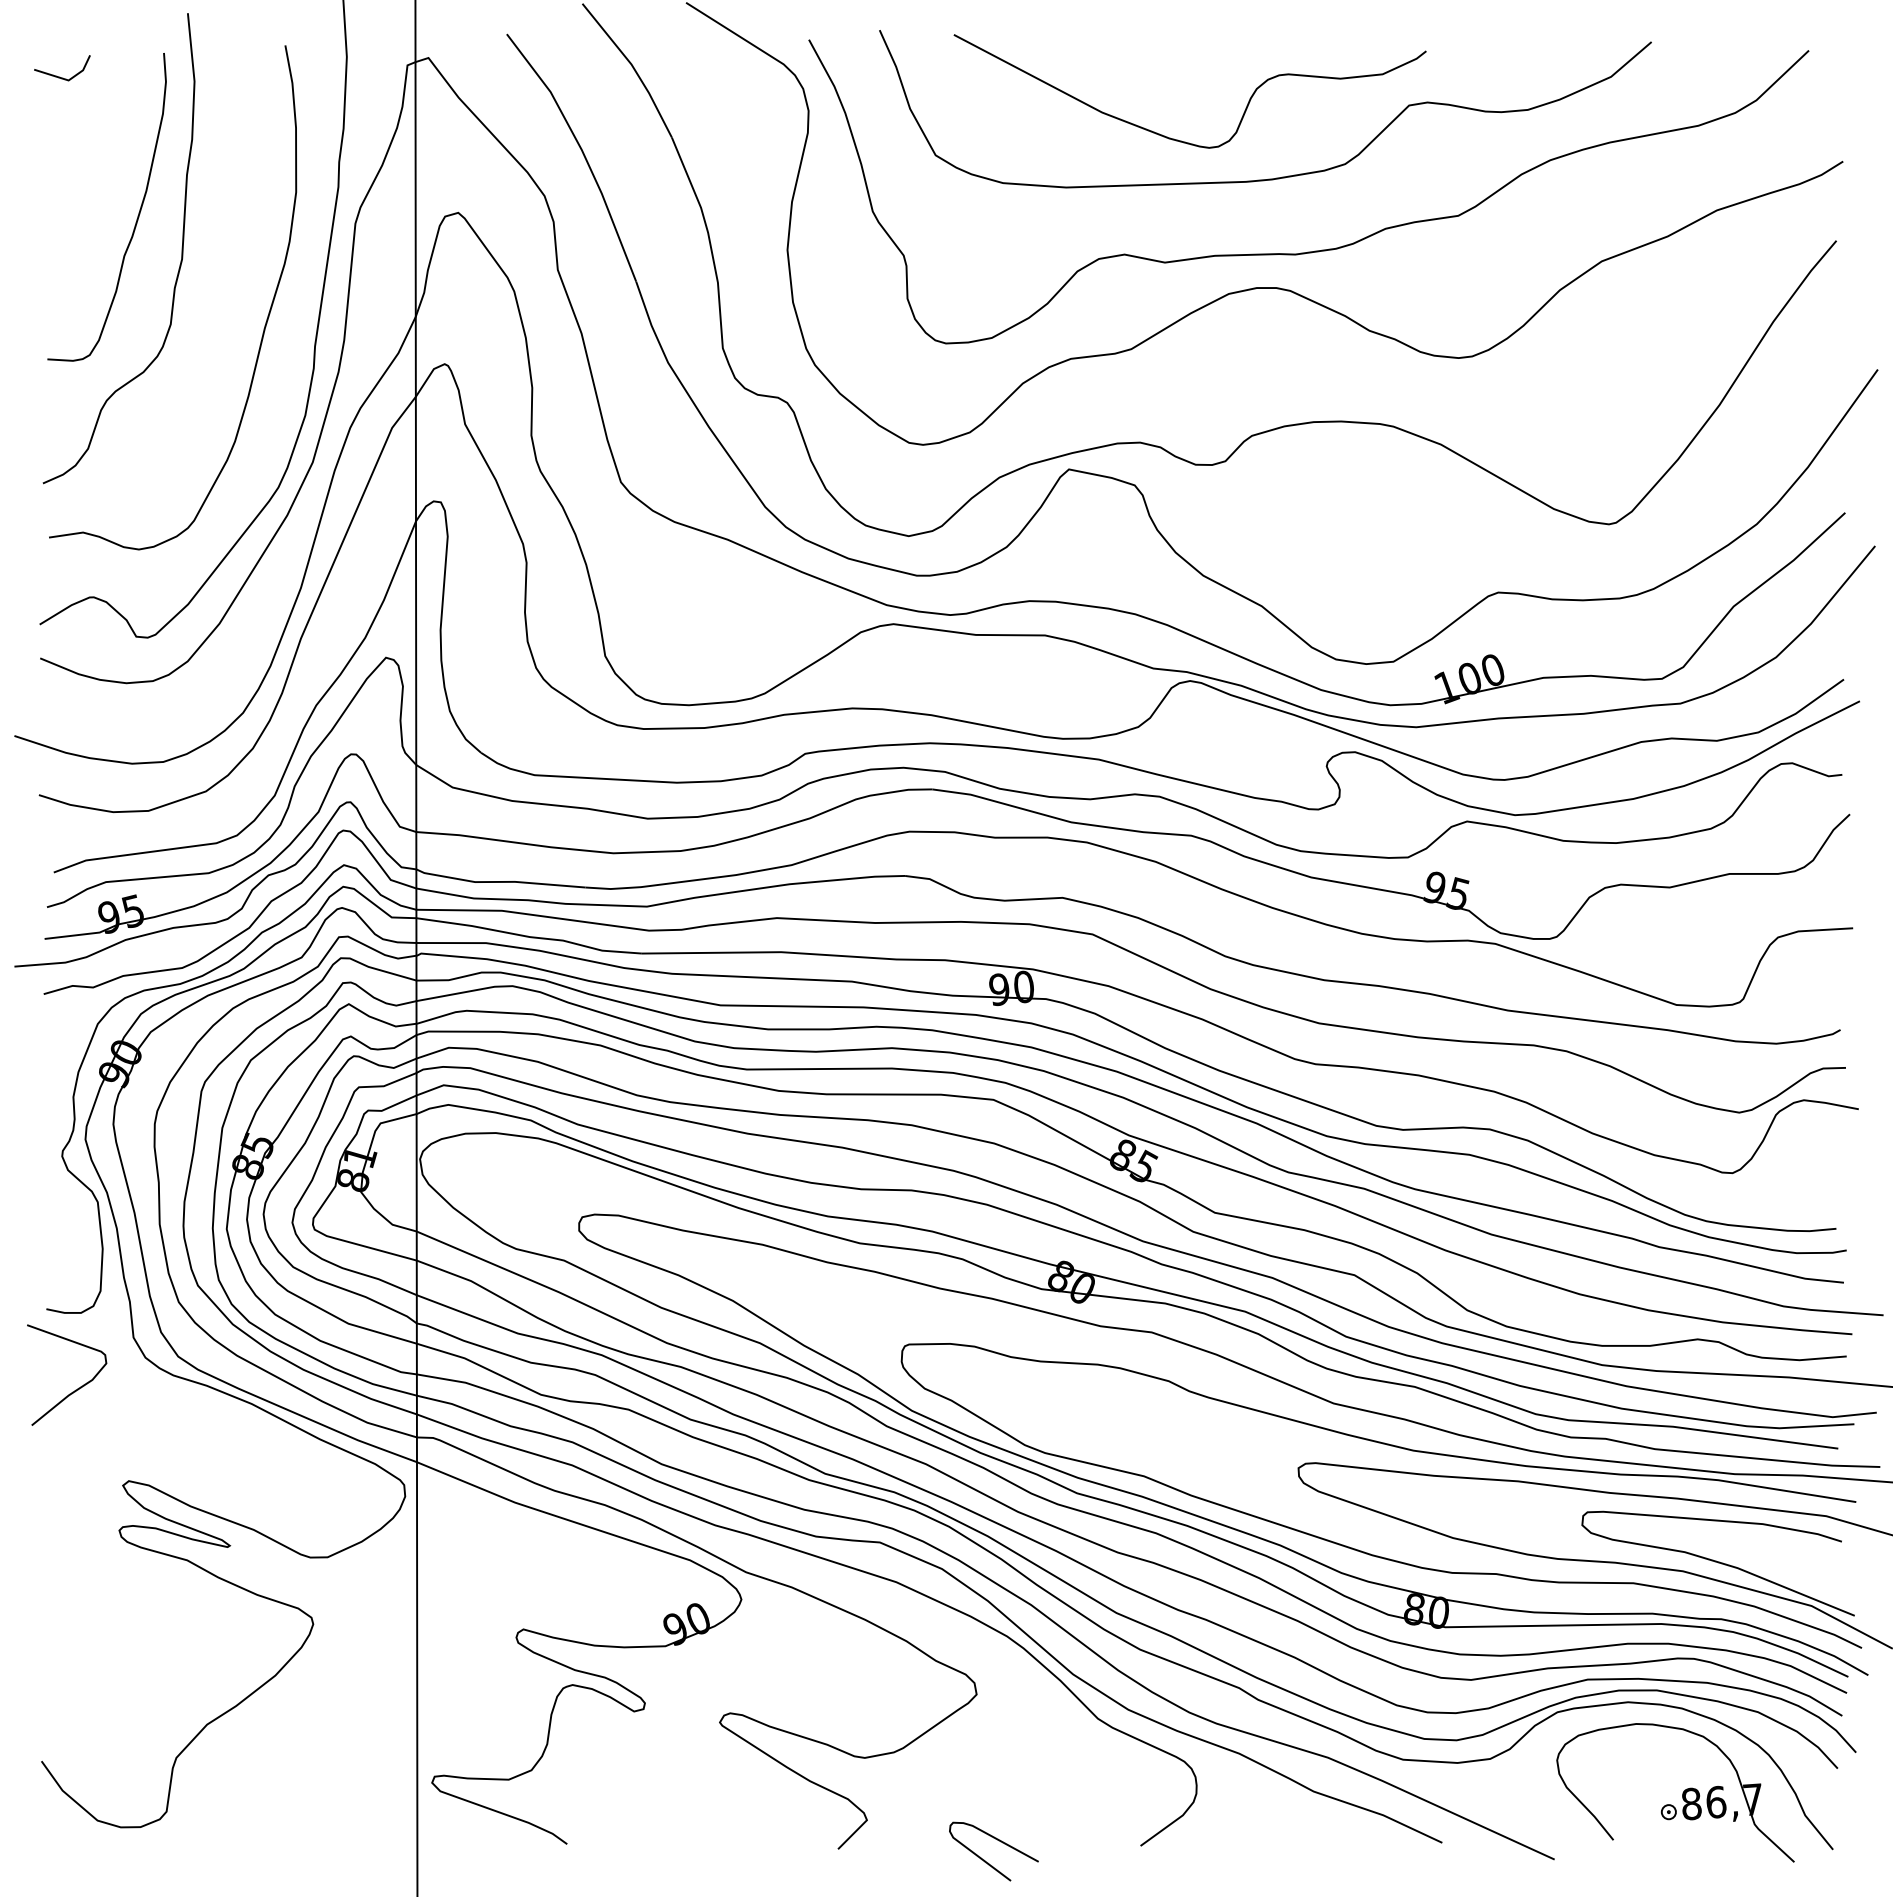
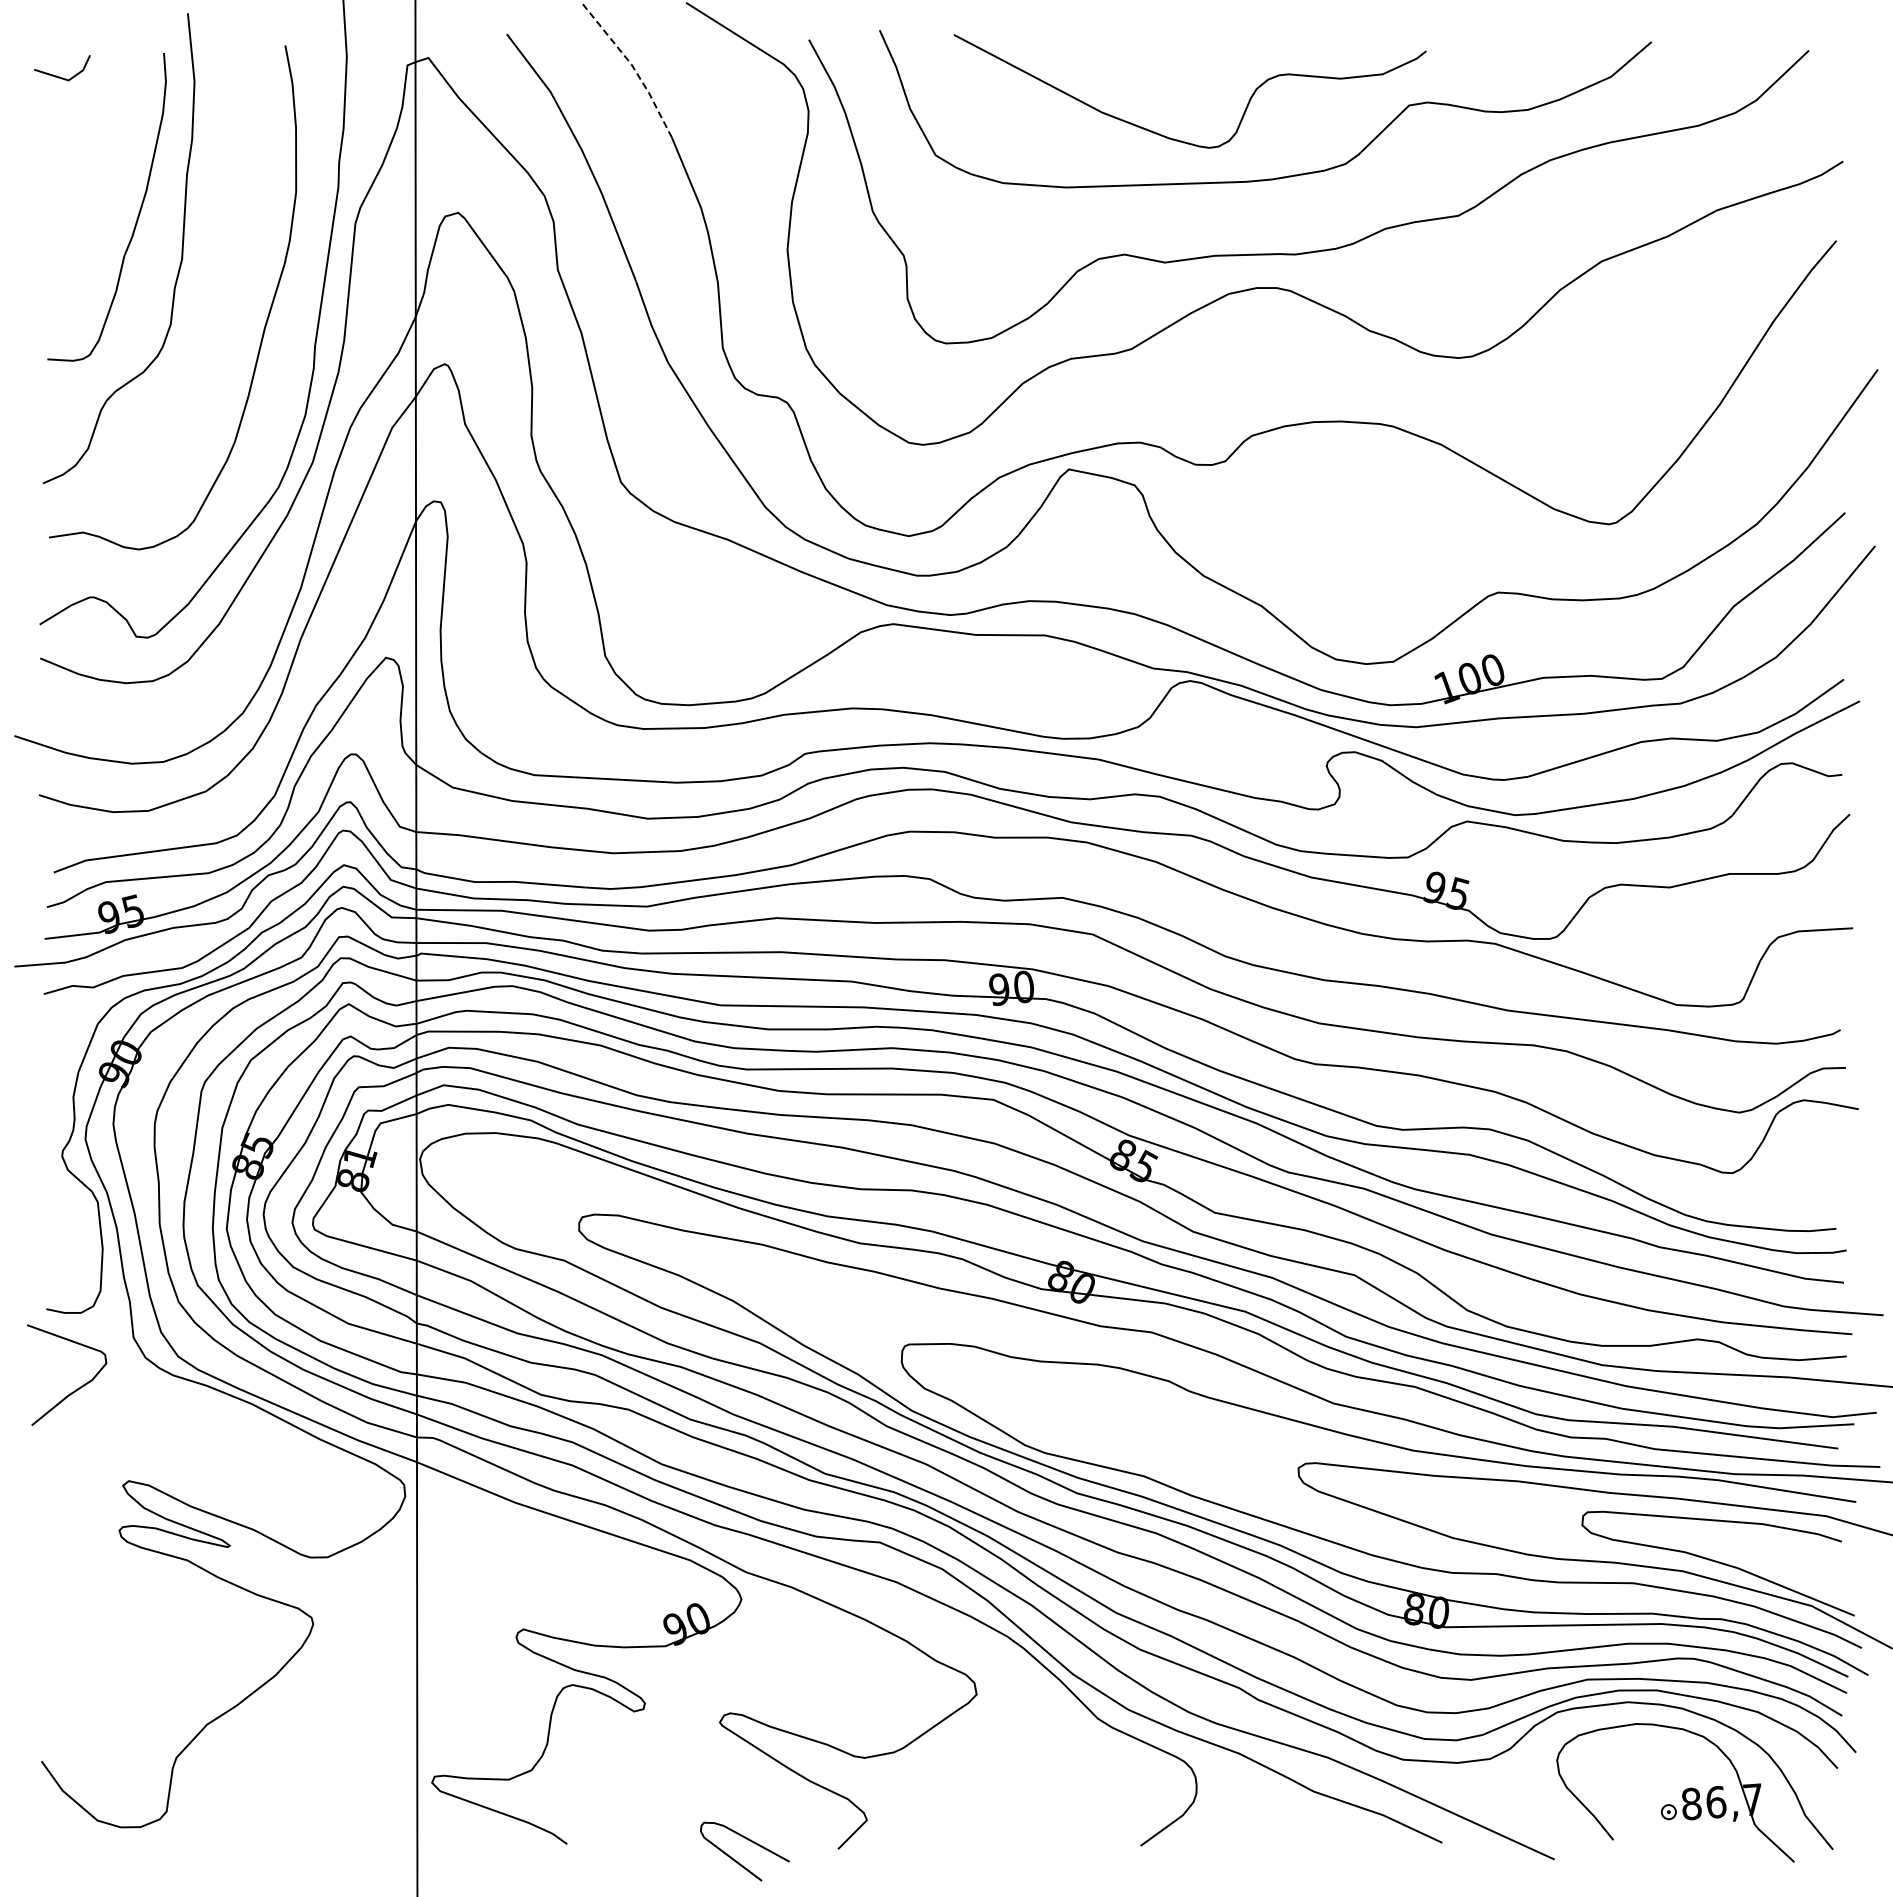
line: solid -> dashed (632, 66)
curve position: (1000, 1842) -> (751, 1842) (751, 1842)
